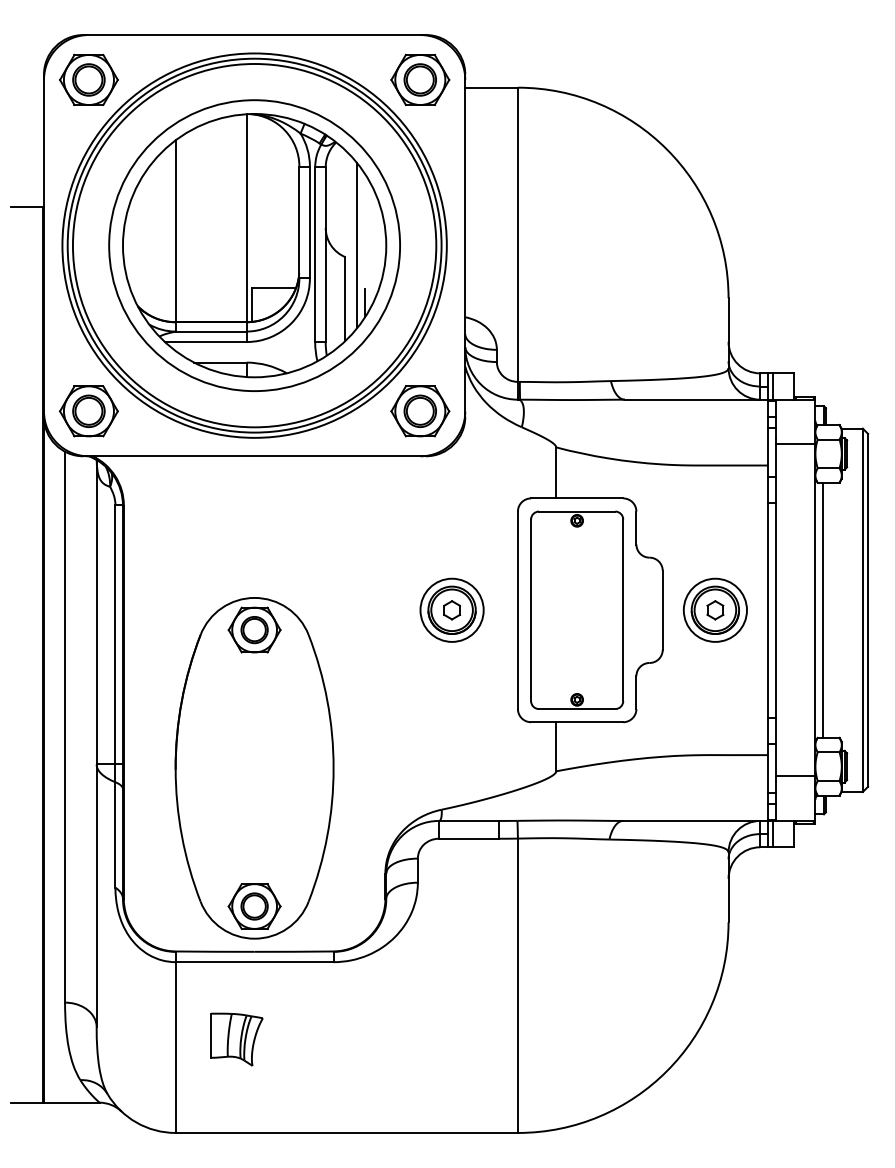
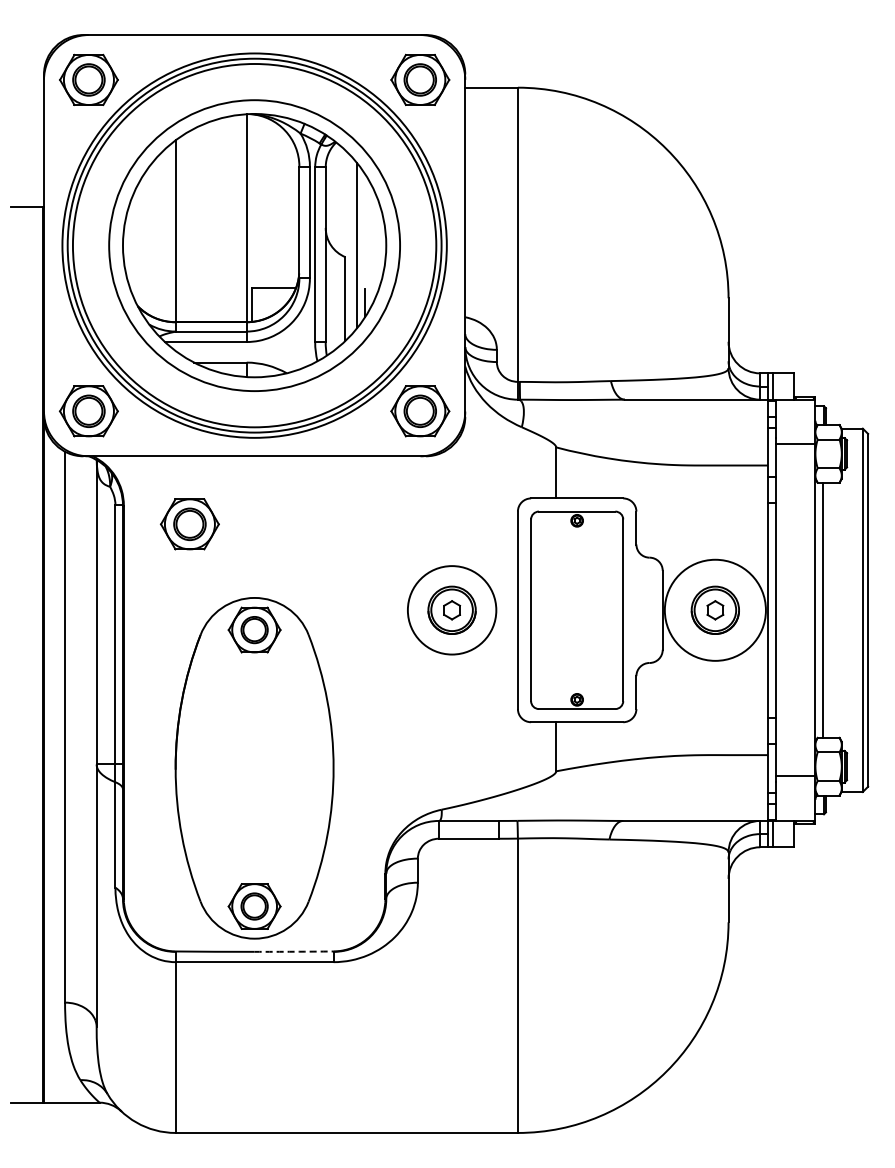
part: none -> present (189, 524)
circle diameter: 63 px -> 88 px (451, 610)
circle diameter: 63 px -> 101 px (714, 609)
arc: solid -> dashed (294, 951)
part: present -> none (236, 1039)
